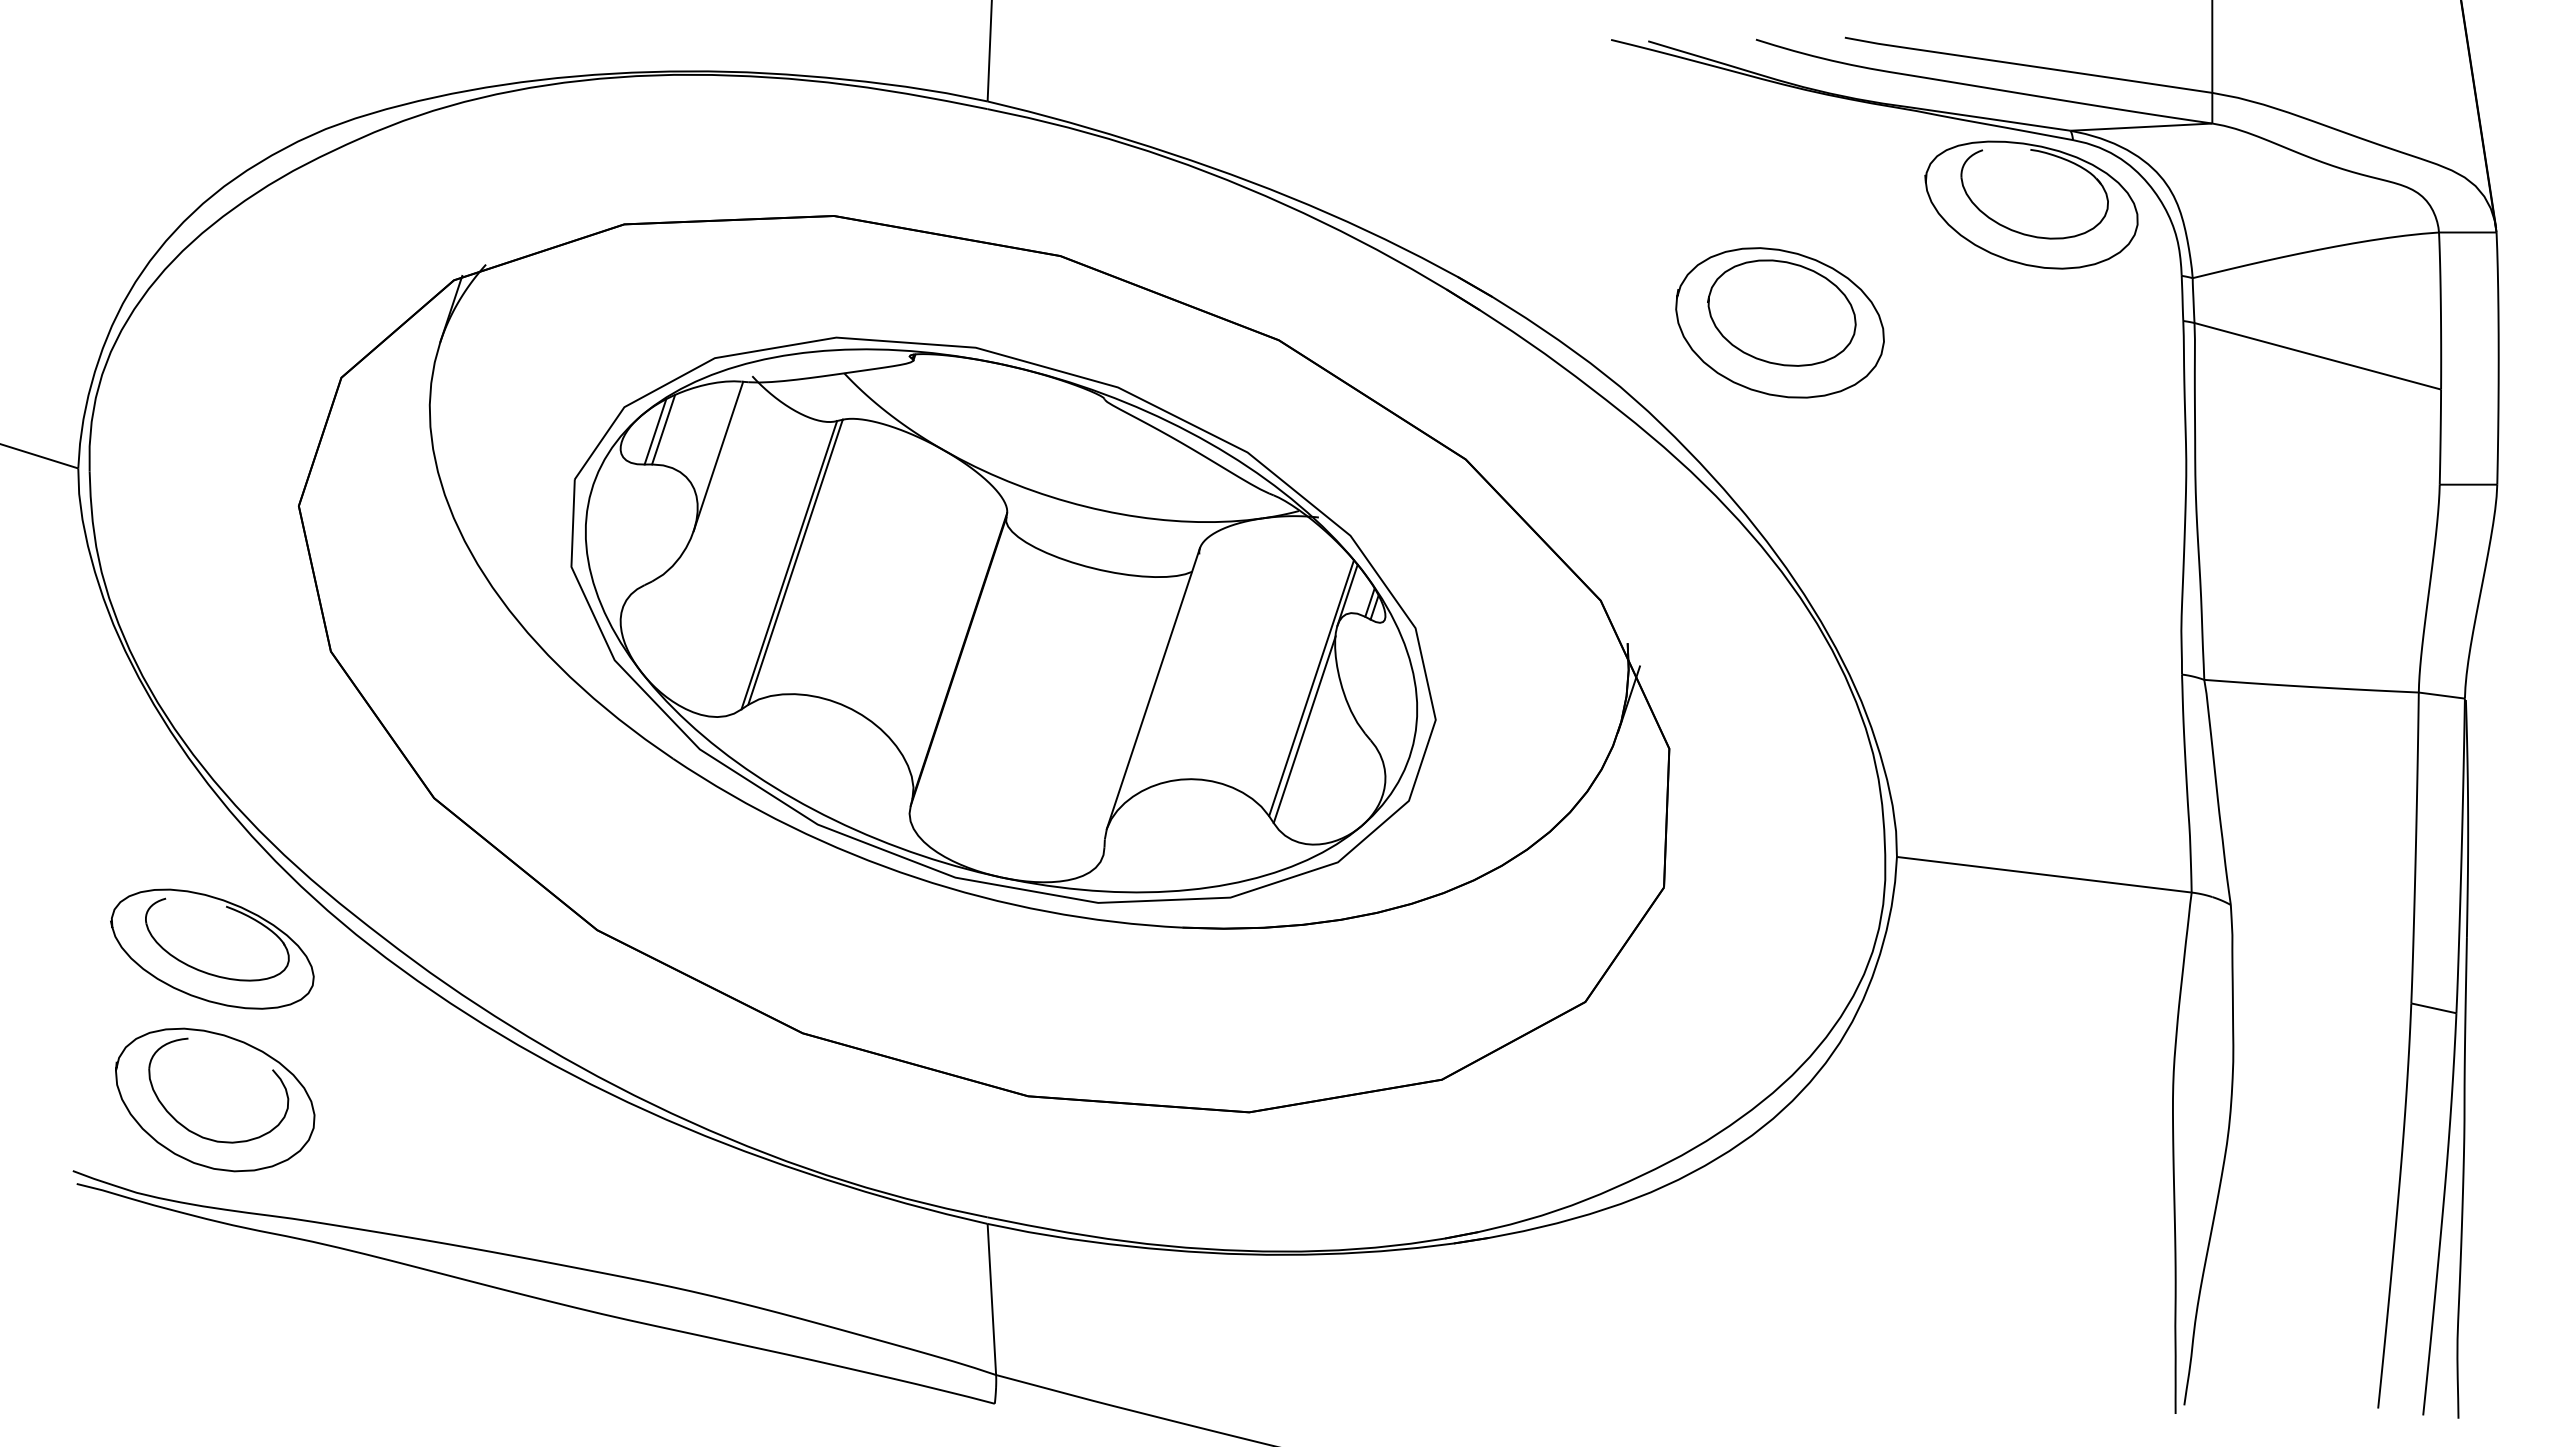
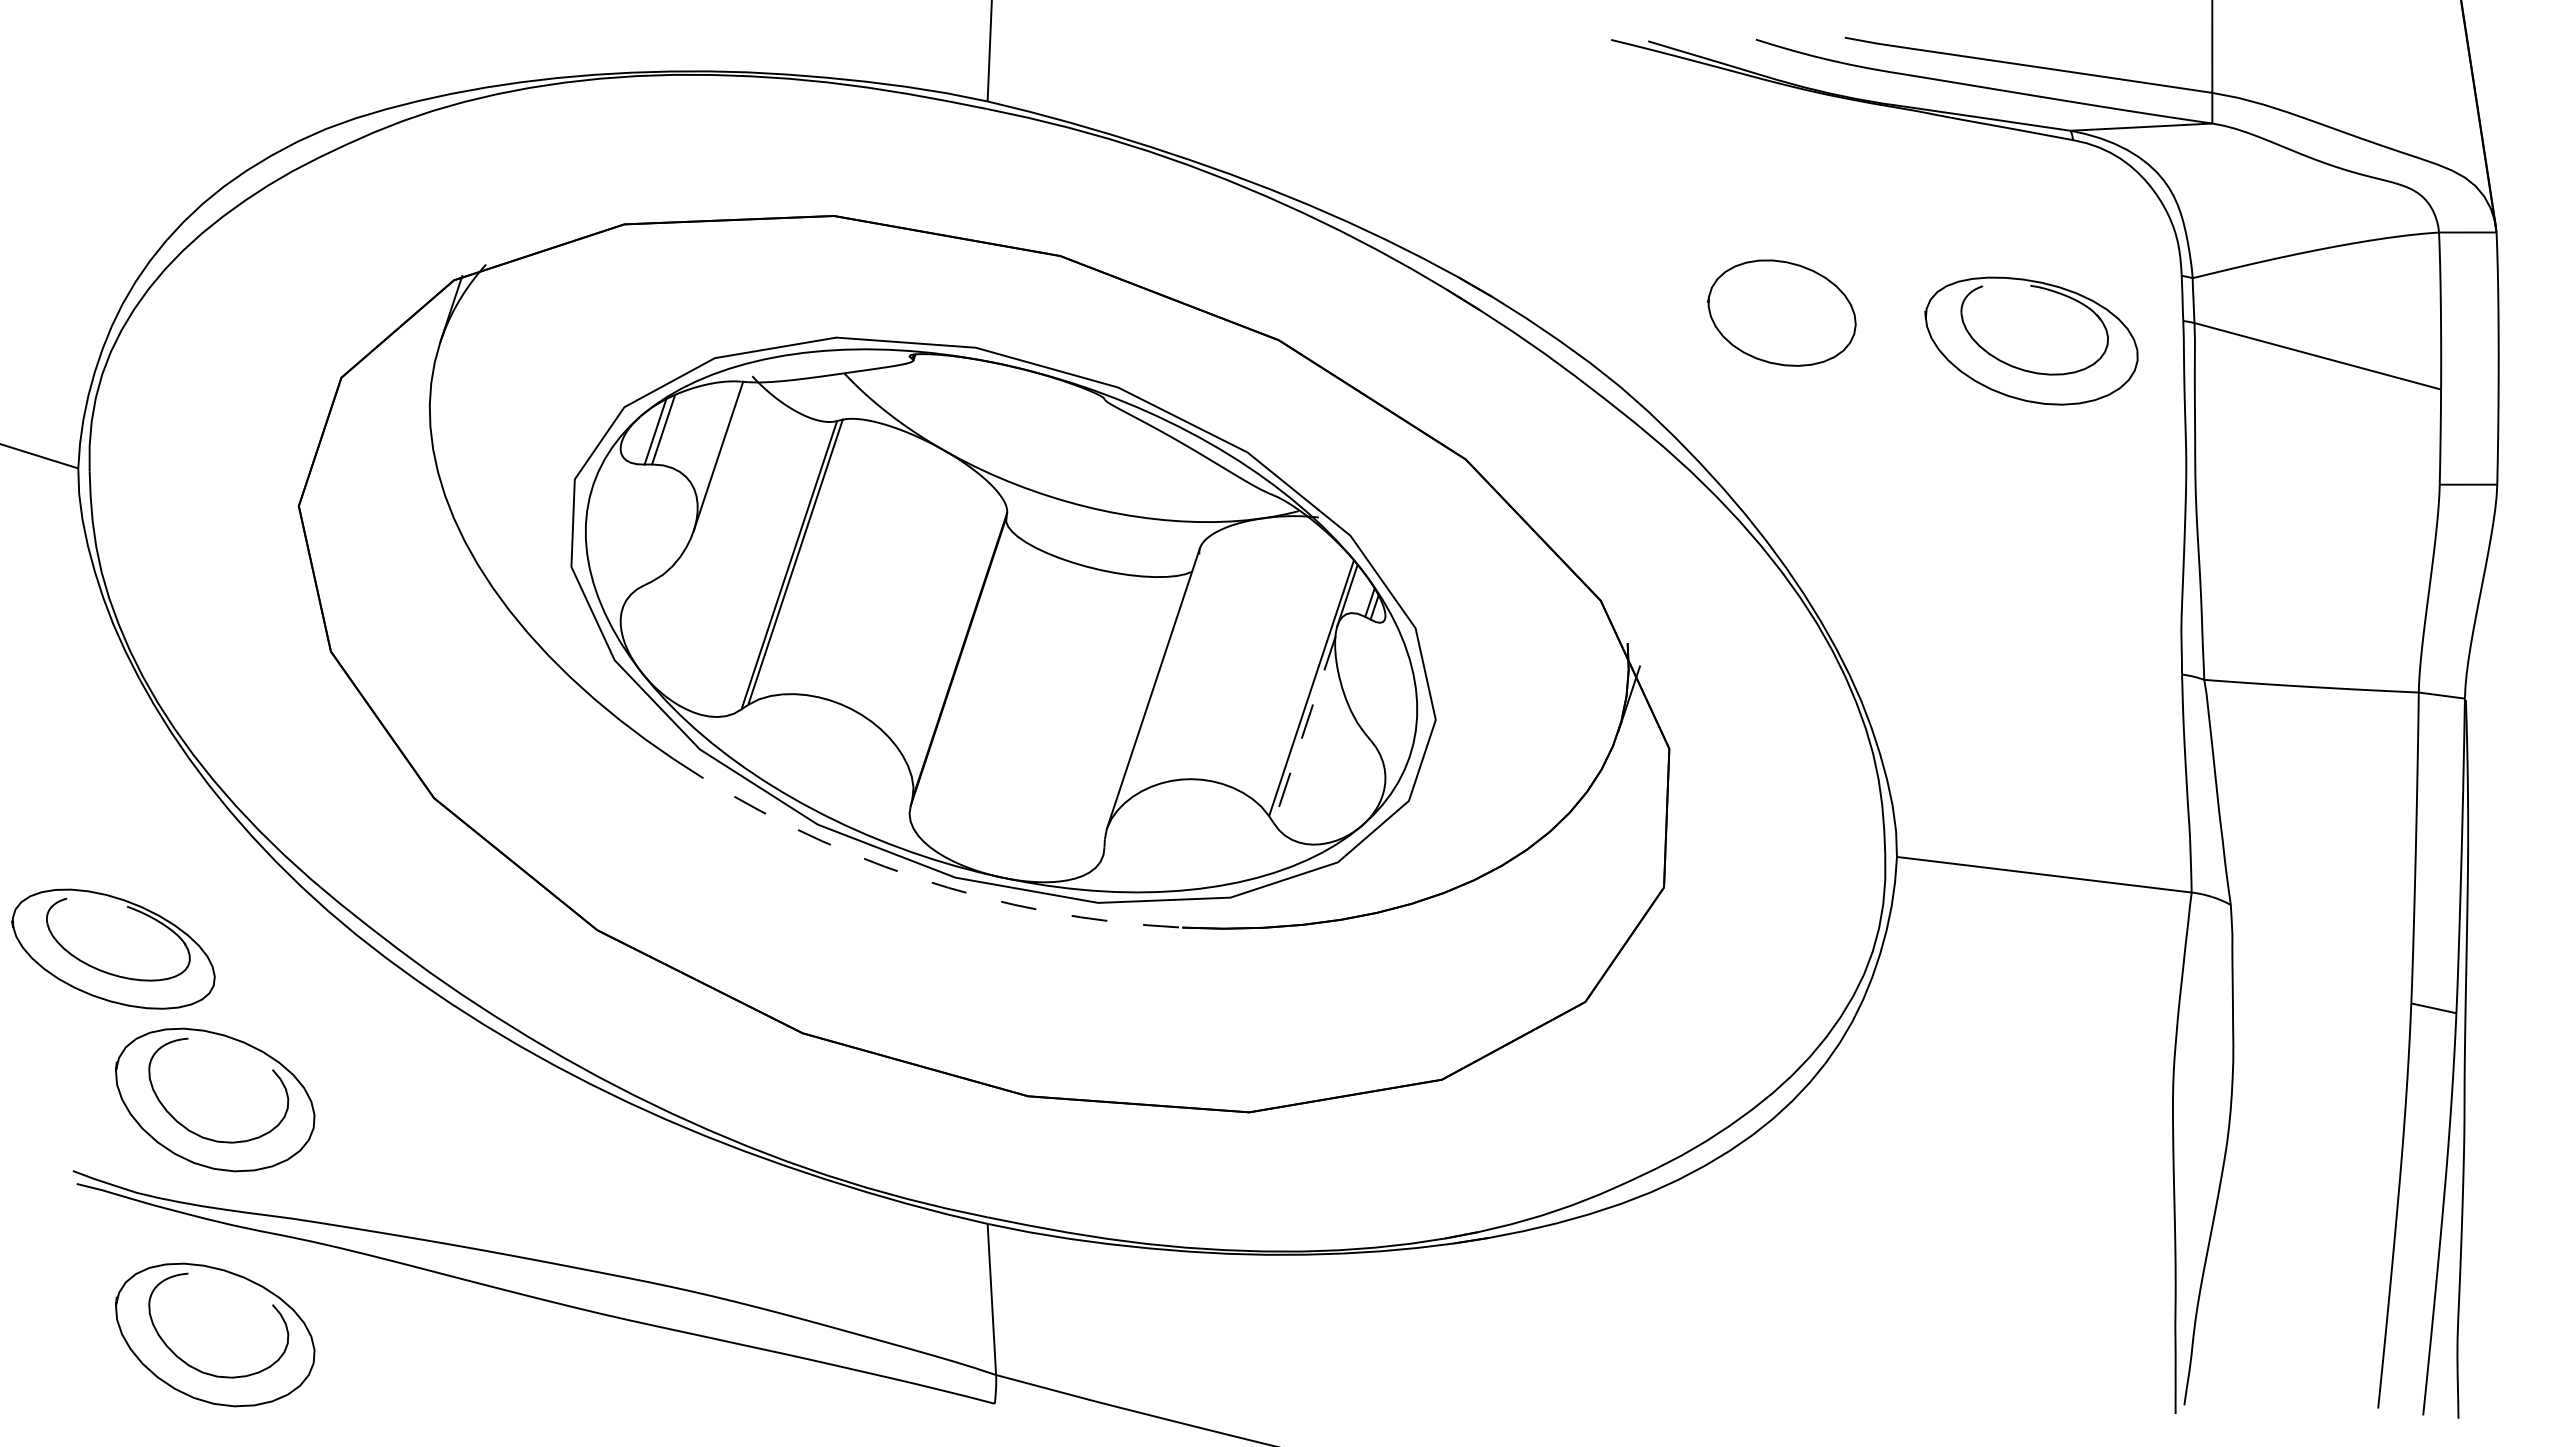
part position: (2031, 204) -> (2031, 340) (2031, 340)
curve: present -> none (1801, 256)
line: solid -> dashed (1304, 730)
arc: solid -> dashed (916, 877)
part position: (212, 948) -> (113, 948) (113, 948)
part: none -> present (215, 1334)
